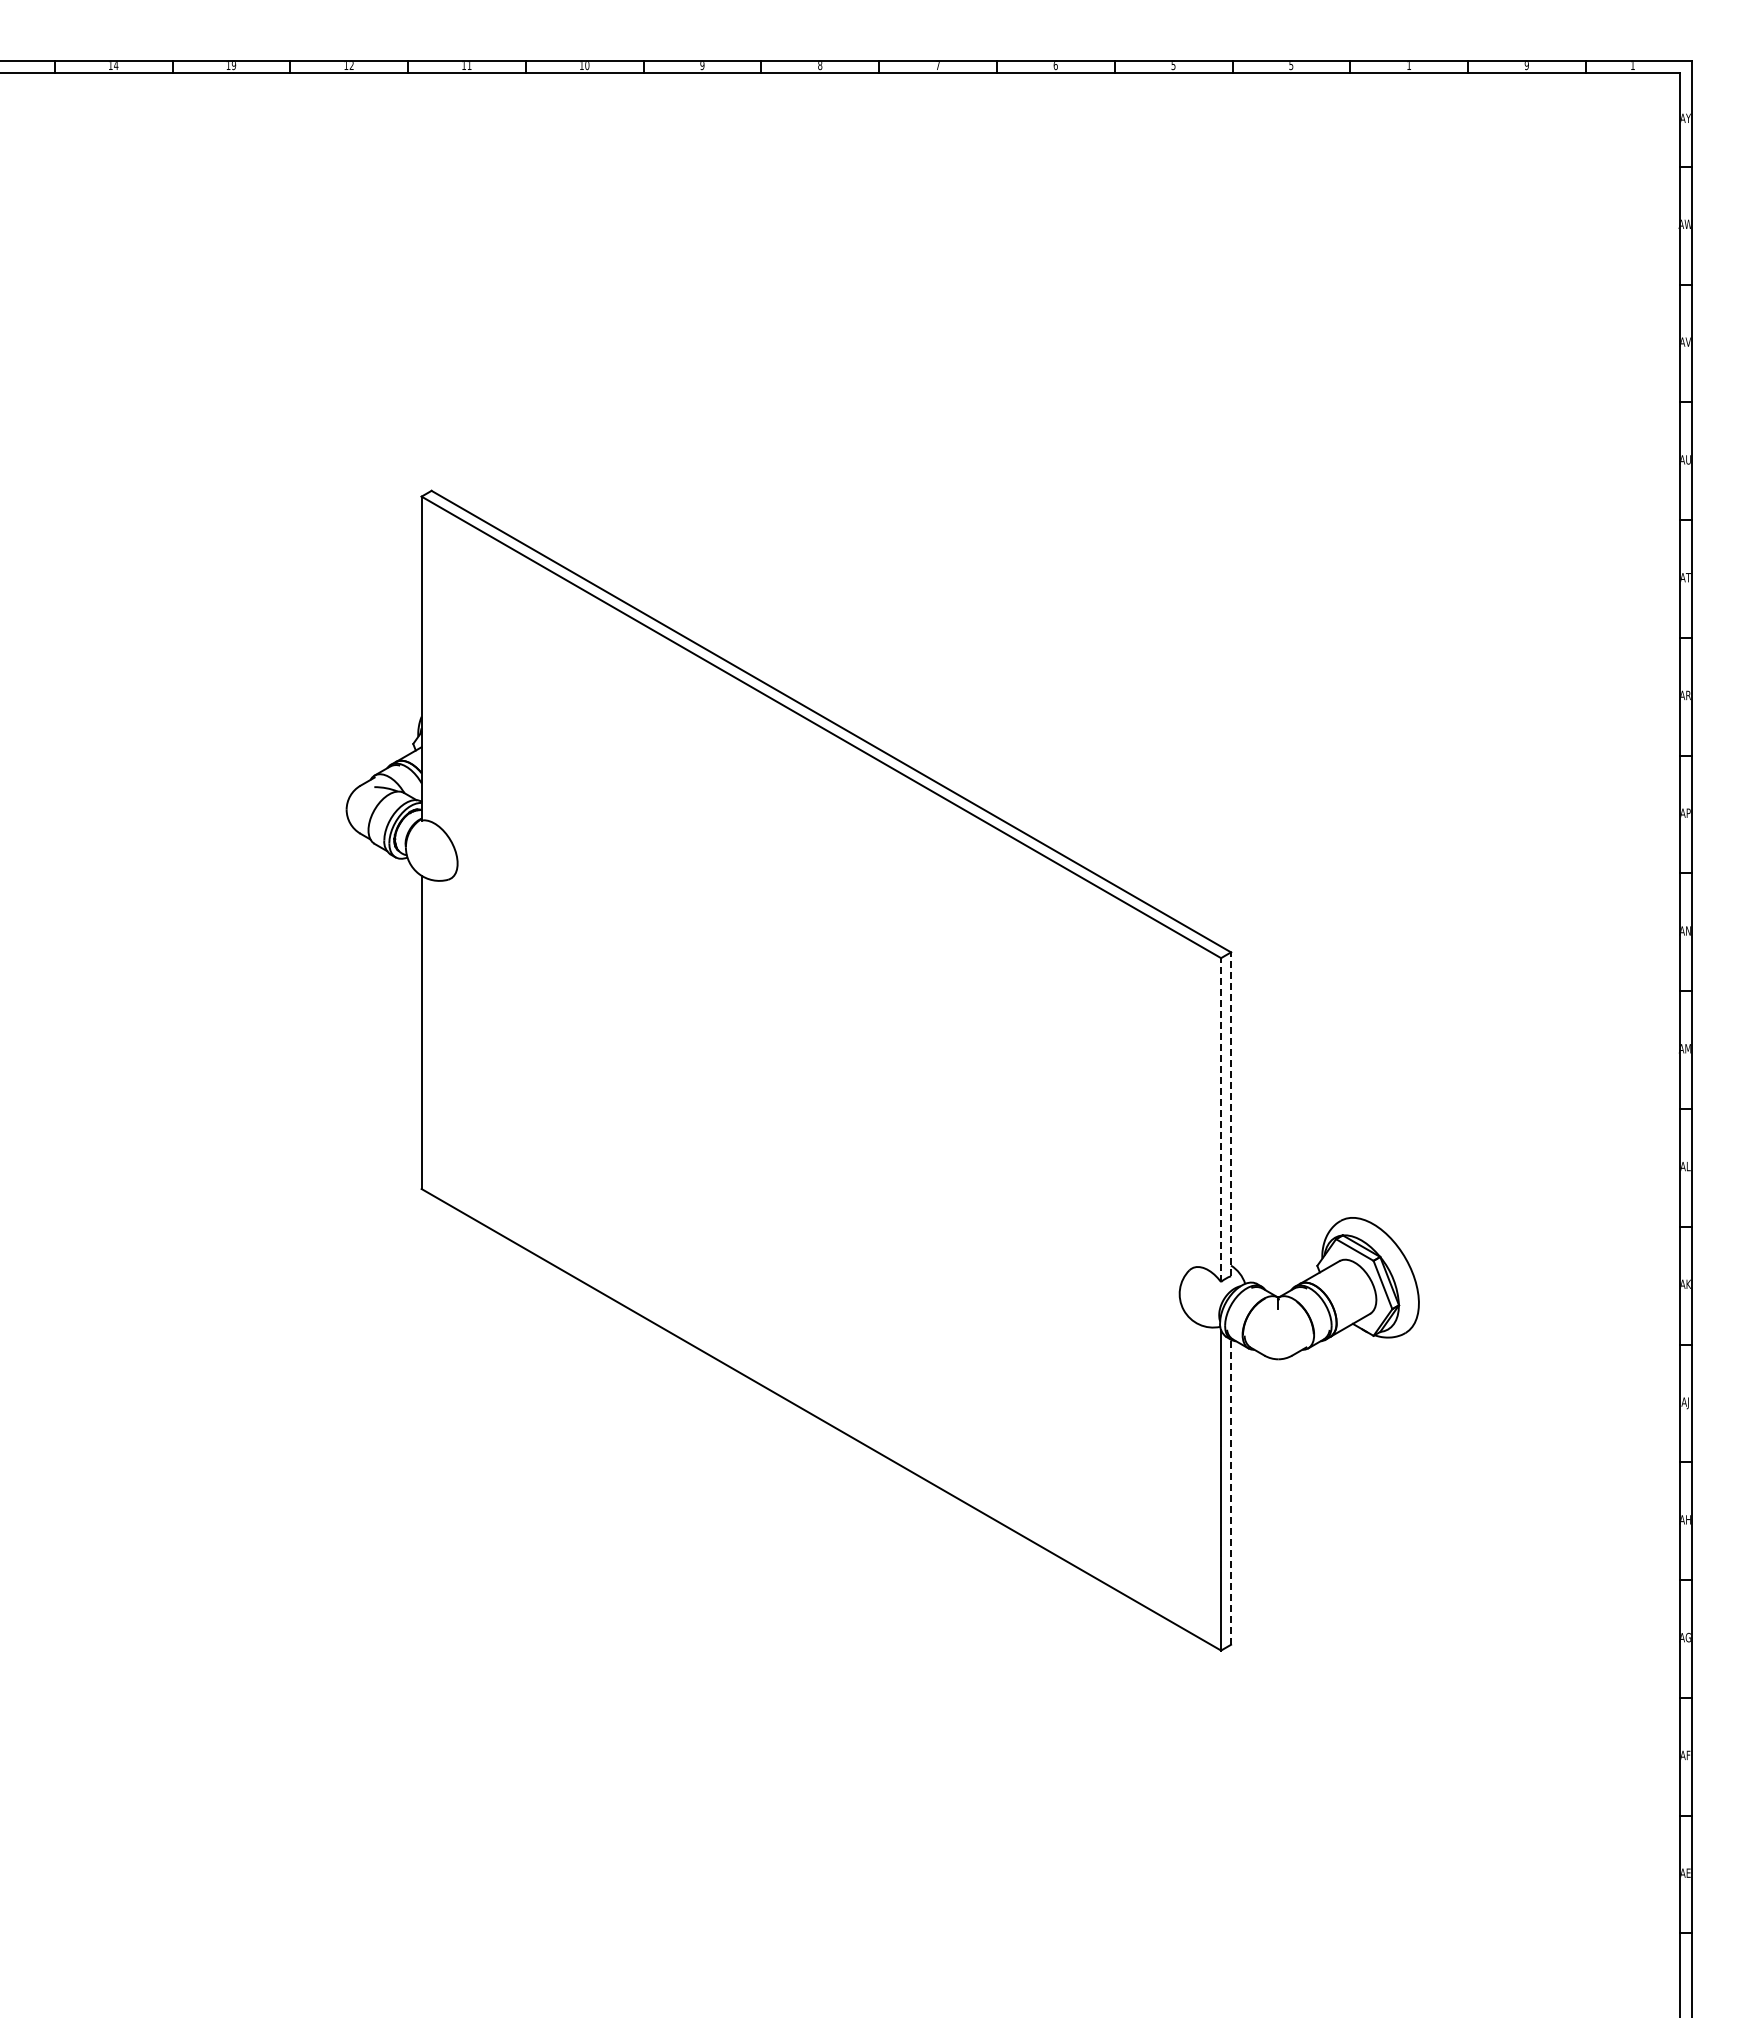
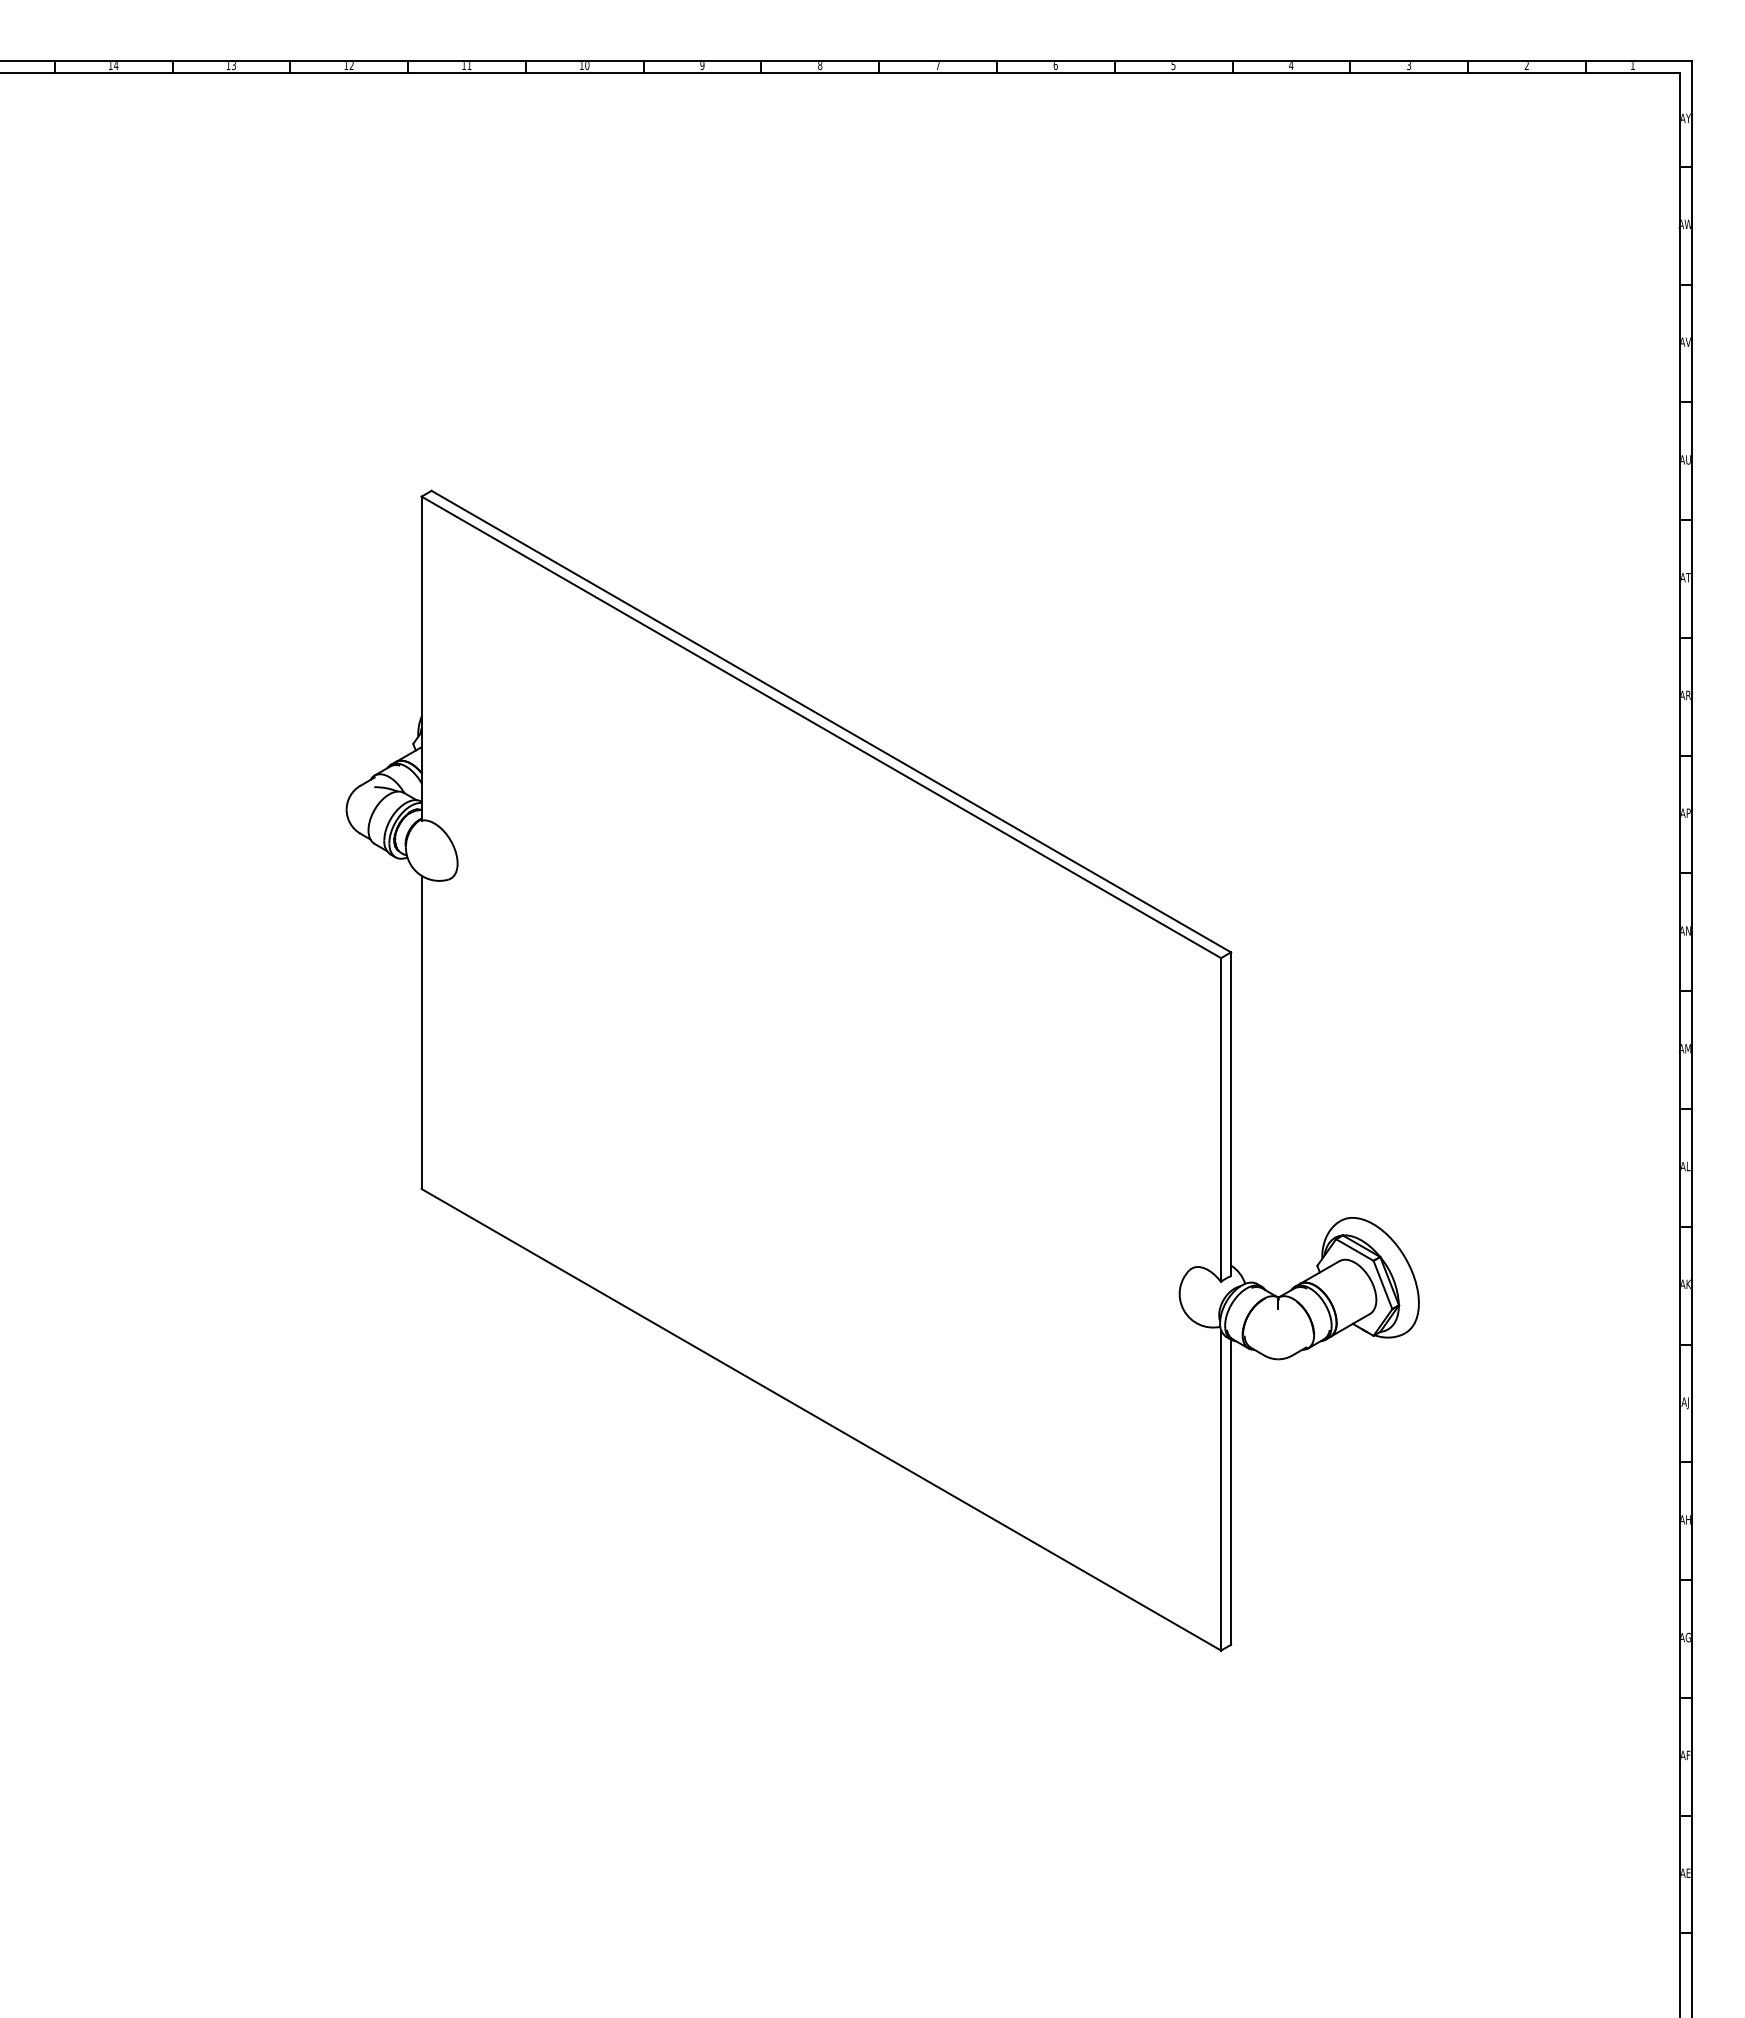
text: 19 -> 13 (233, 65)
text: 5 -> 4 (1291, 66)
text: 1 -> 3 (1409, 66)
text: 9 -> 2 (1526, 66)
line: dashed -> solid (1231, 1114)
line: dashed -> solid (1221, 1120)
line: dashed -> solid (1231, 1492)
